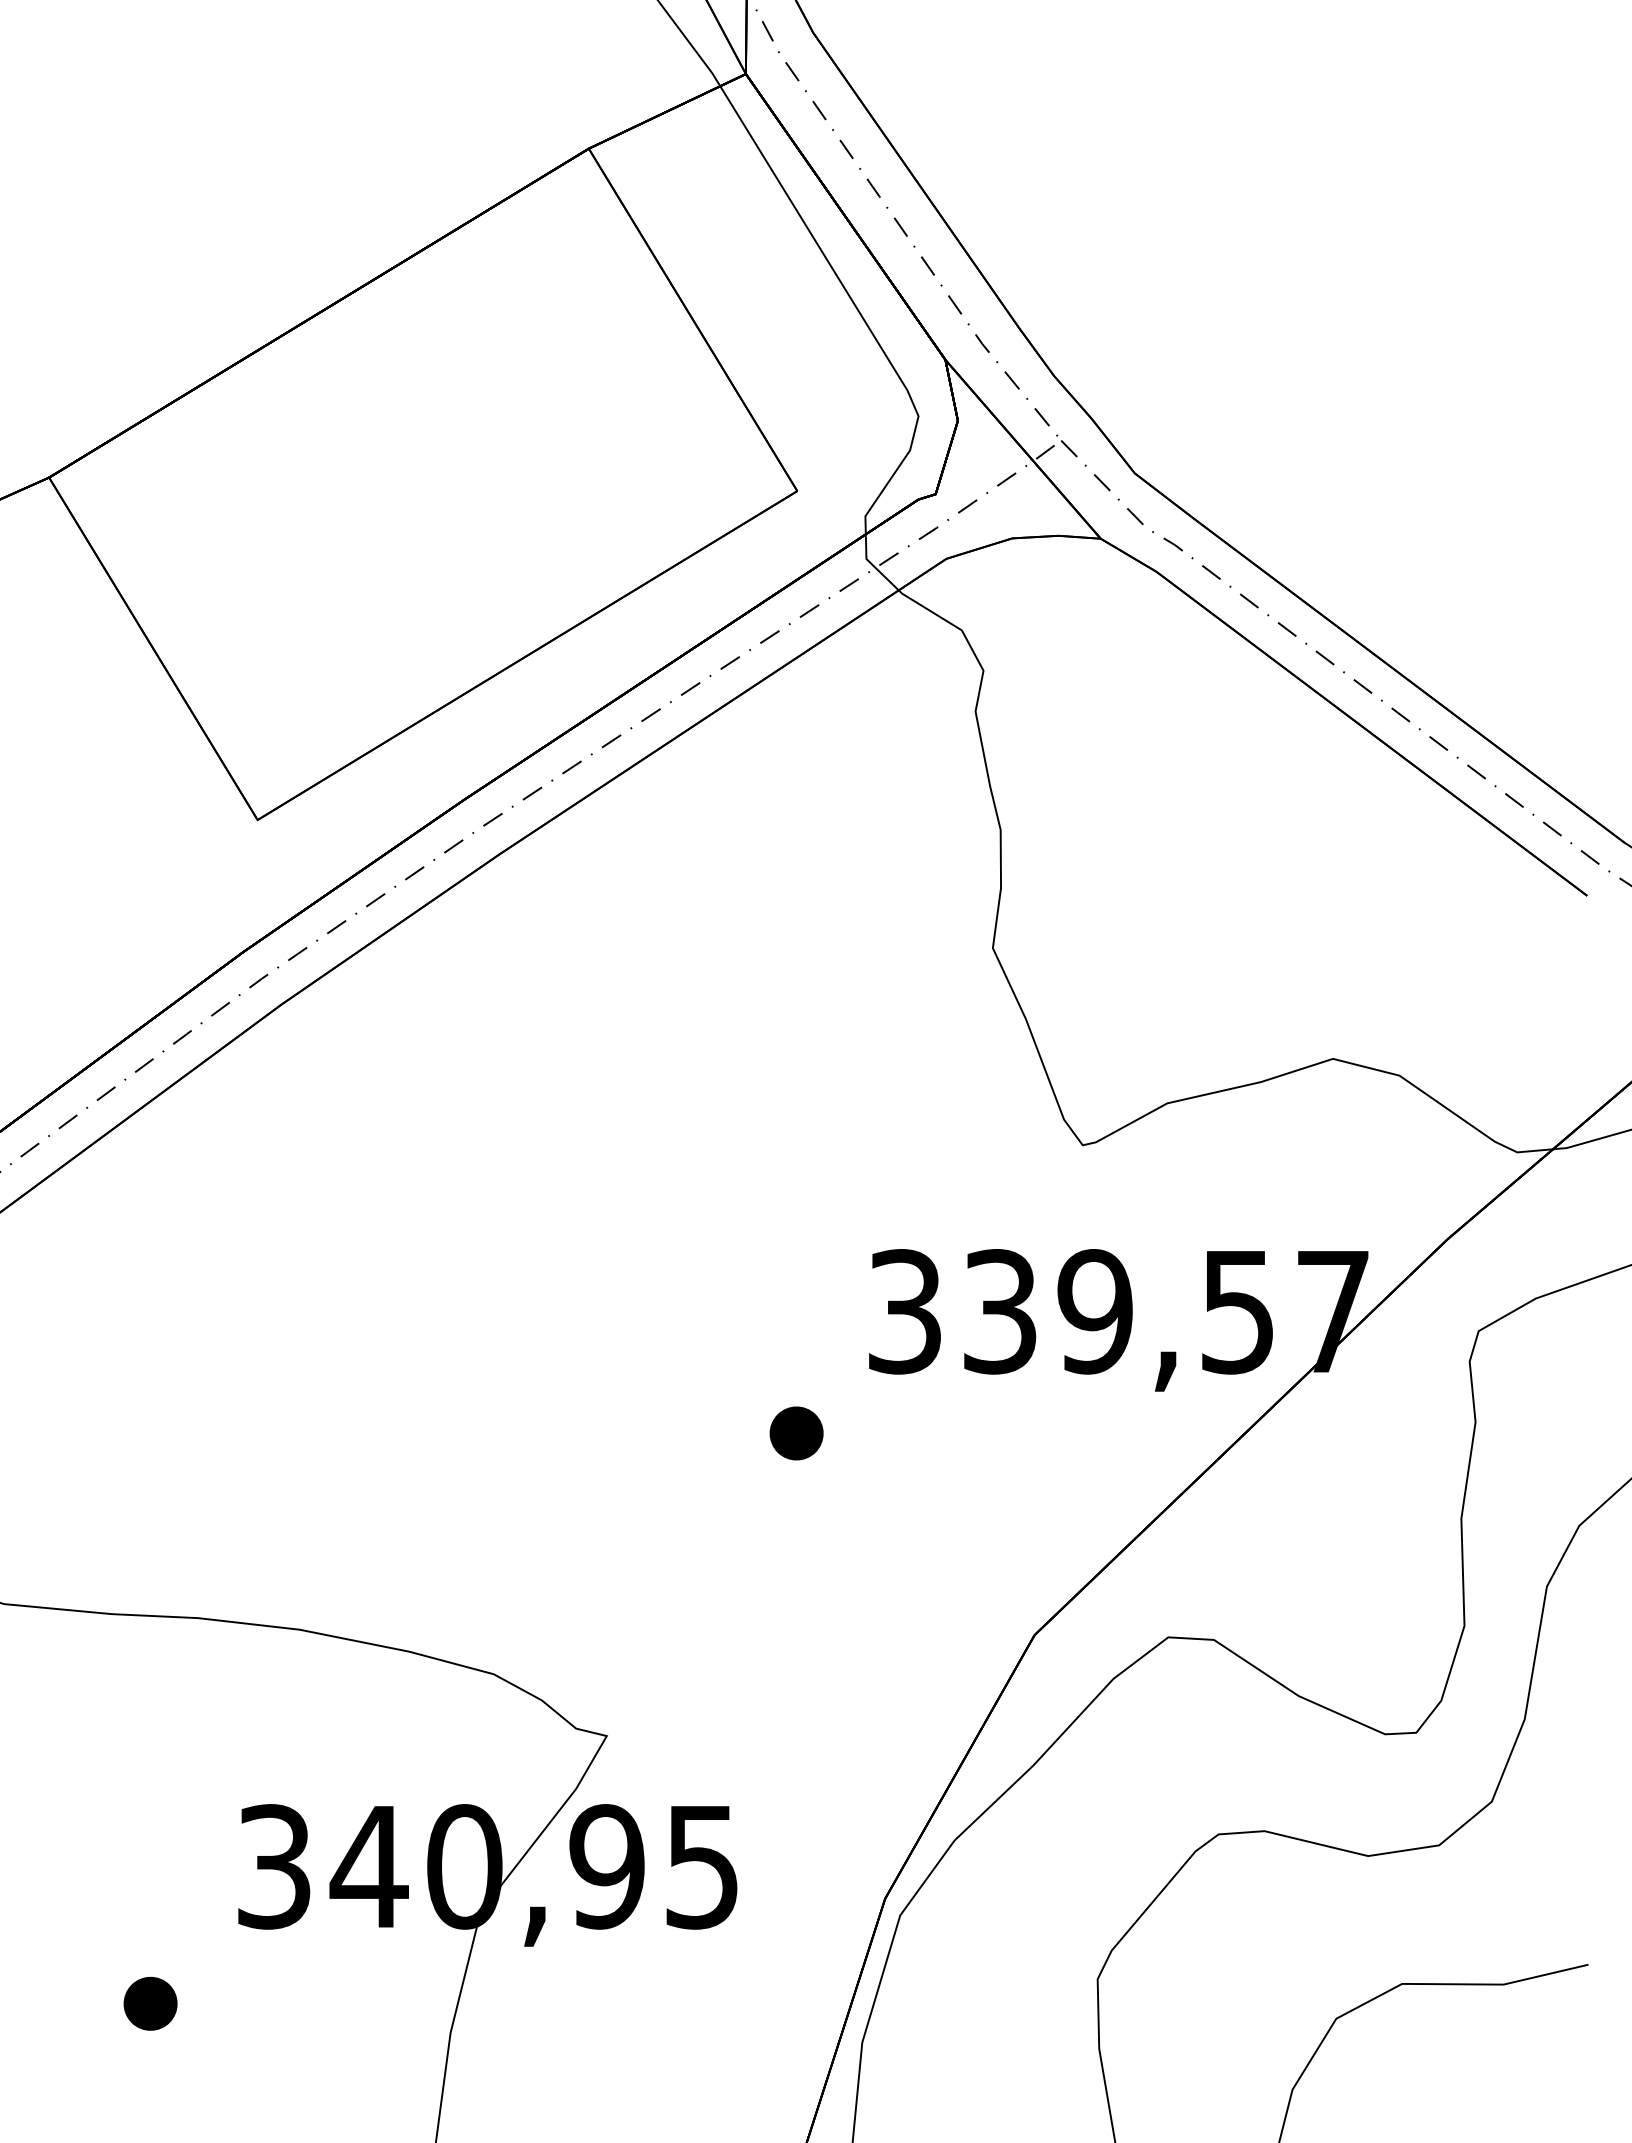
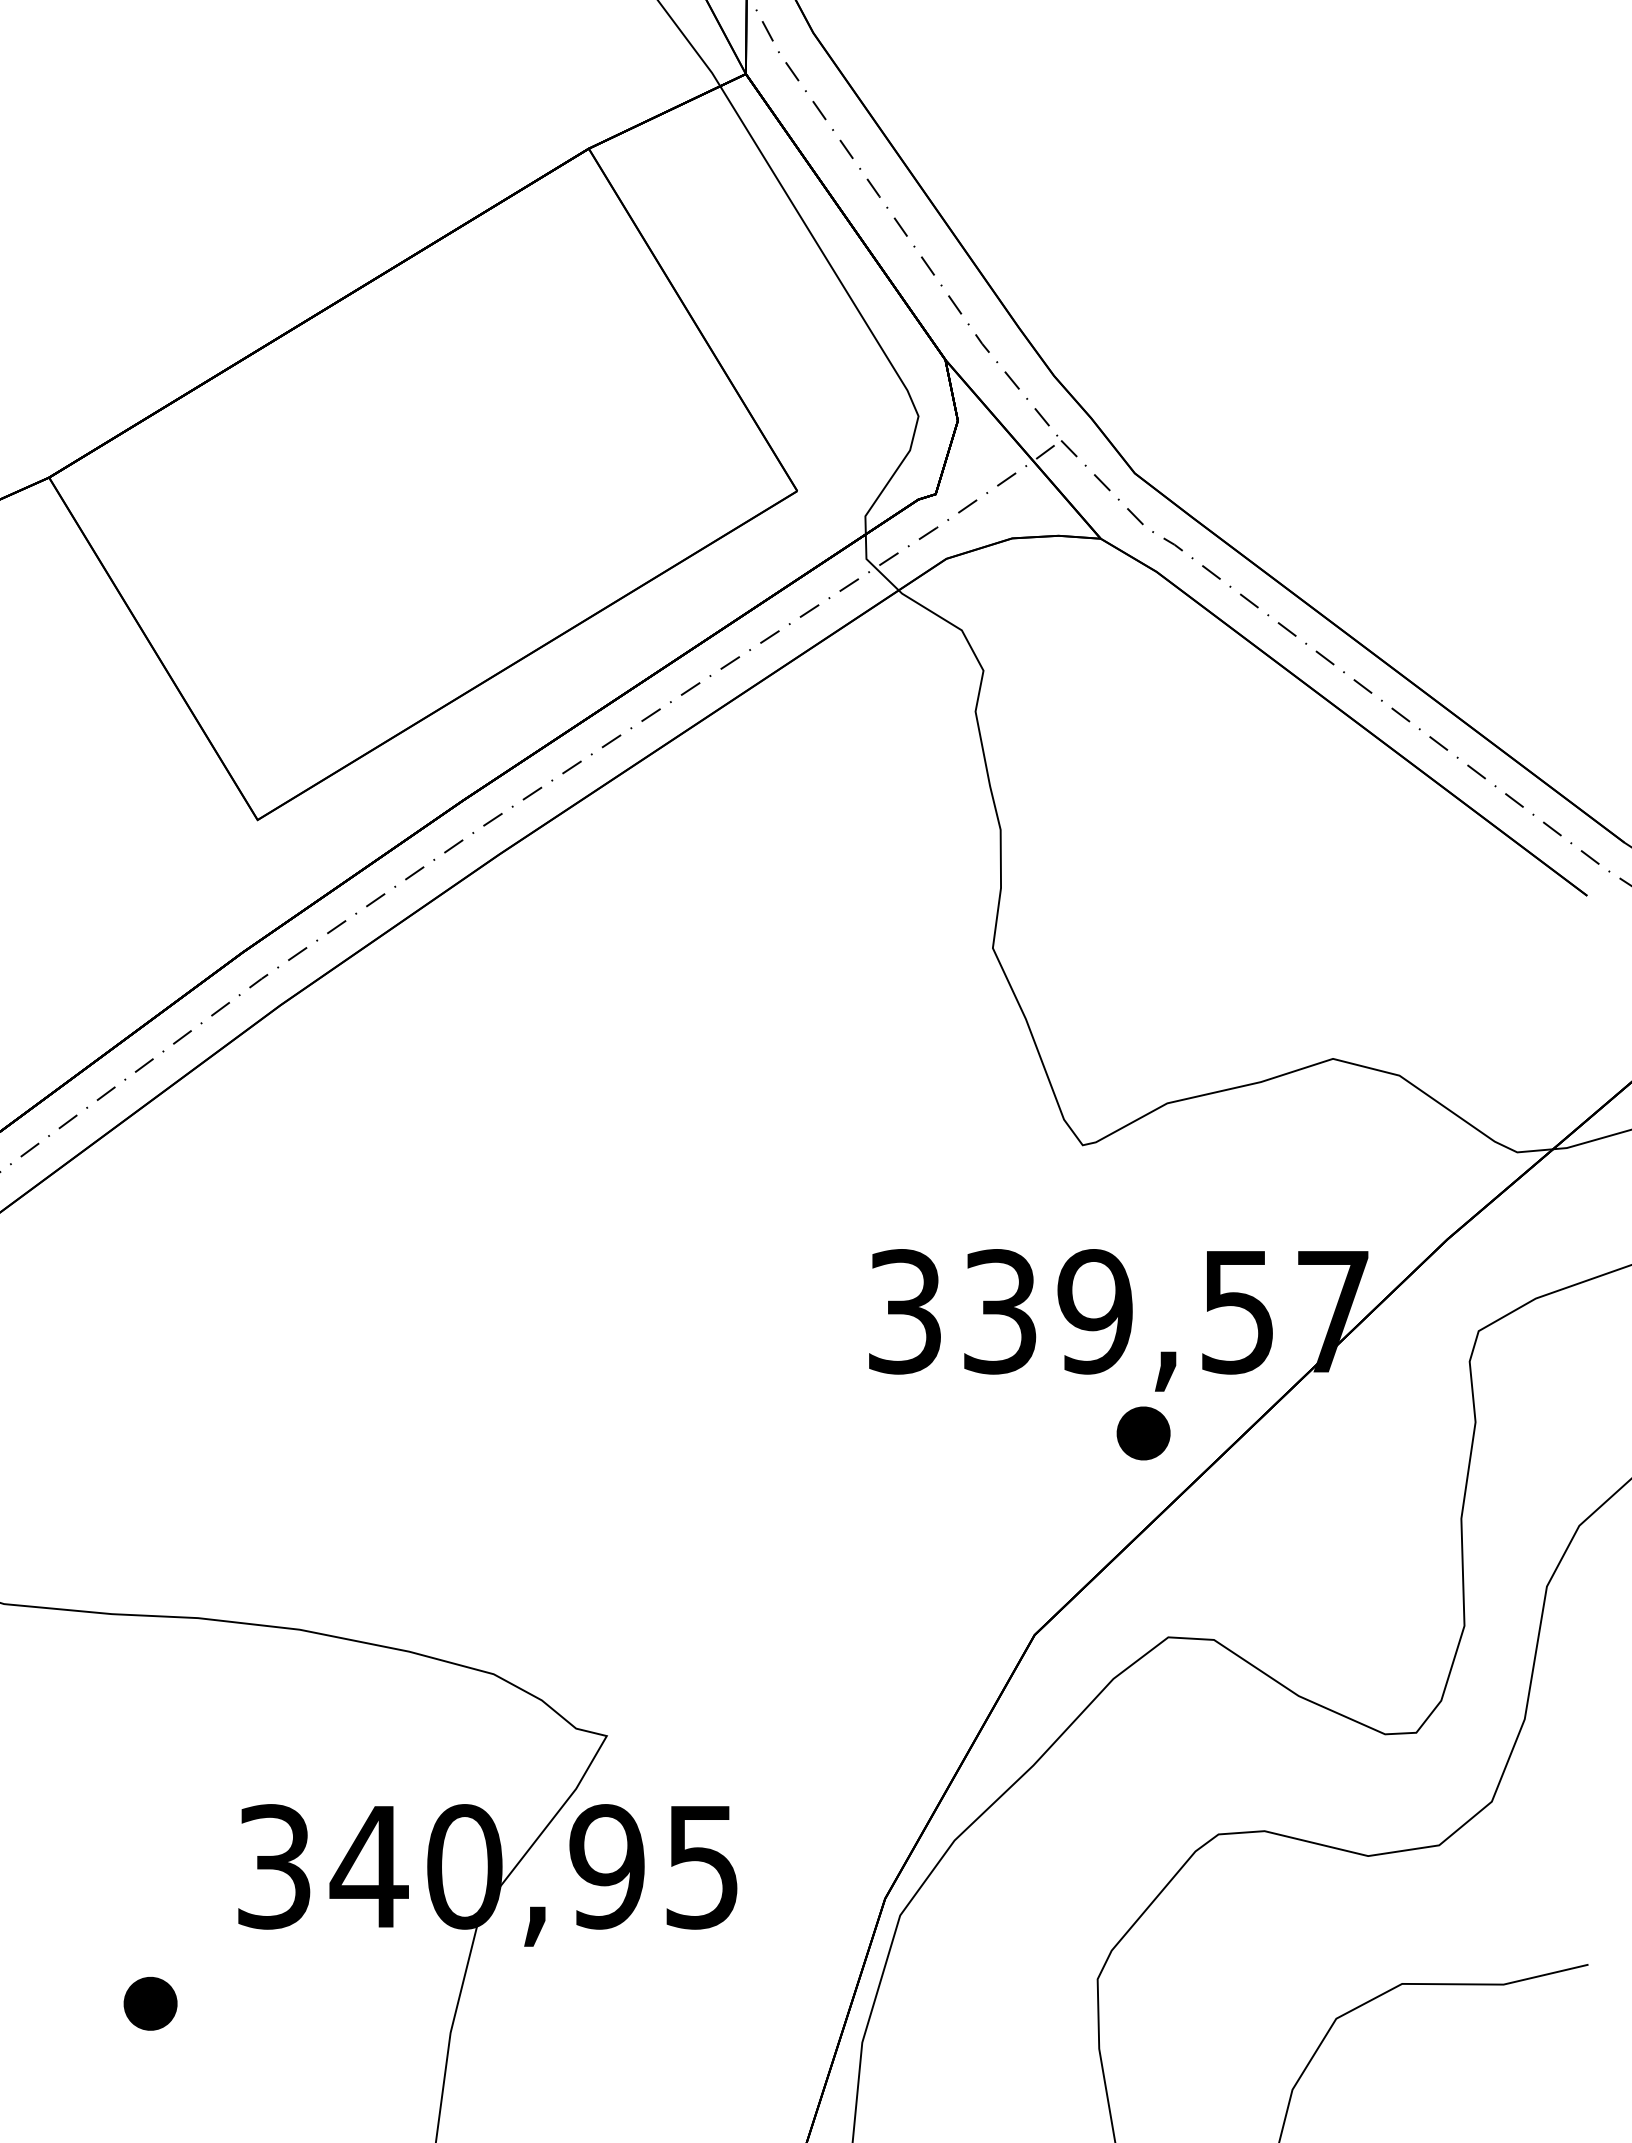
part position: (796, 1433) -> (1143, 1433) (1143, 1433)
